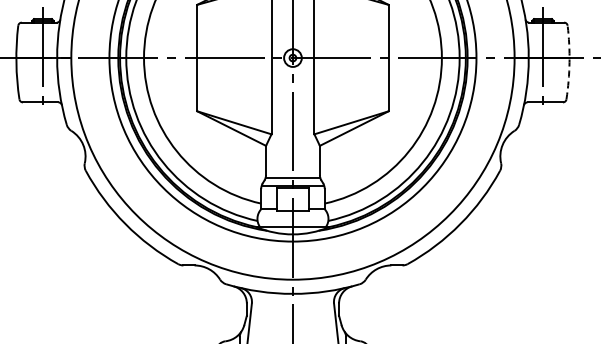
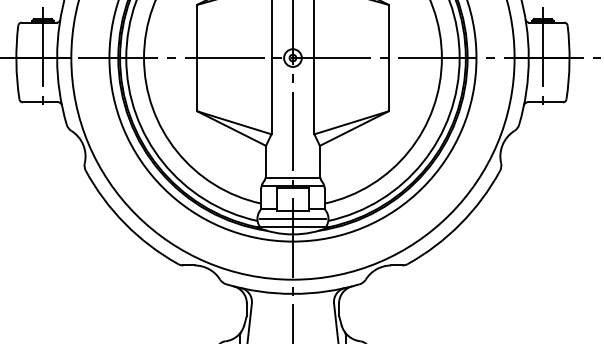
arc: dashed -> solid (569, 62)
line: none -> present (292, 218)
